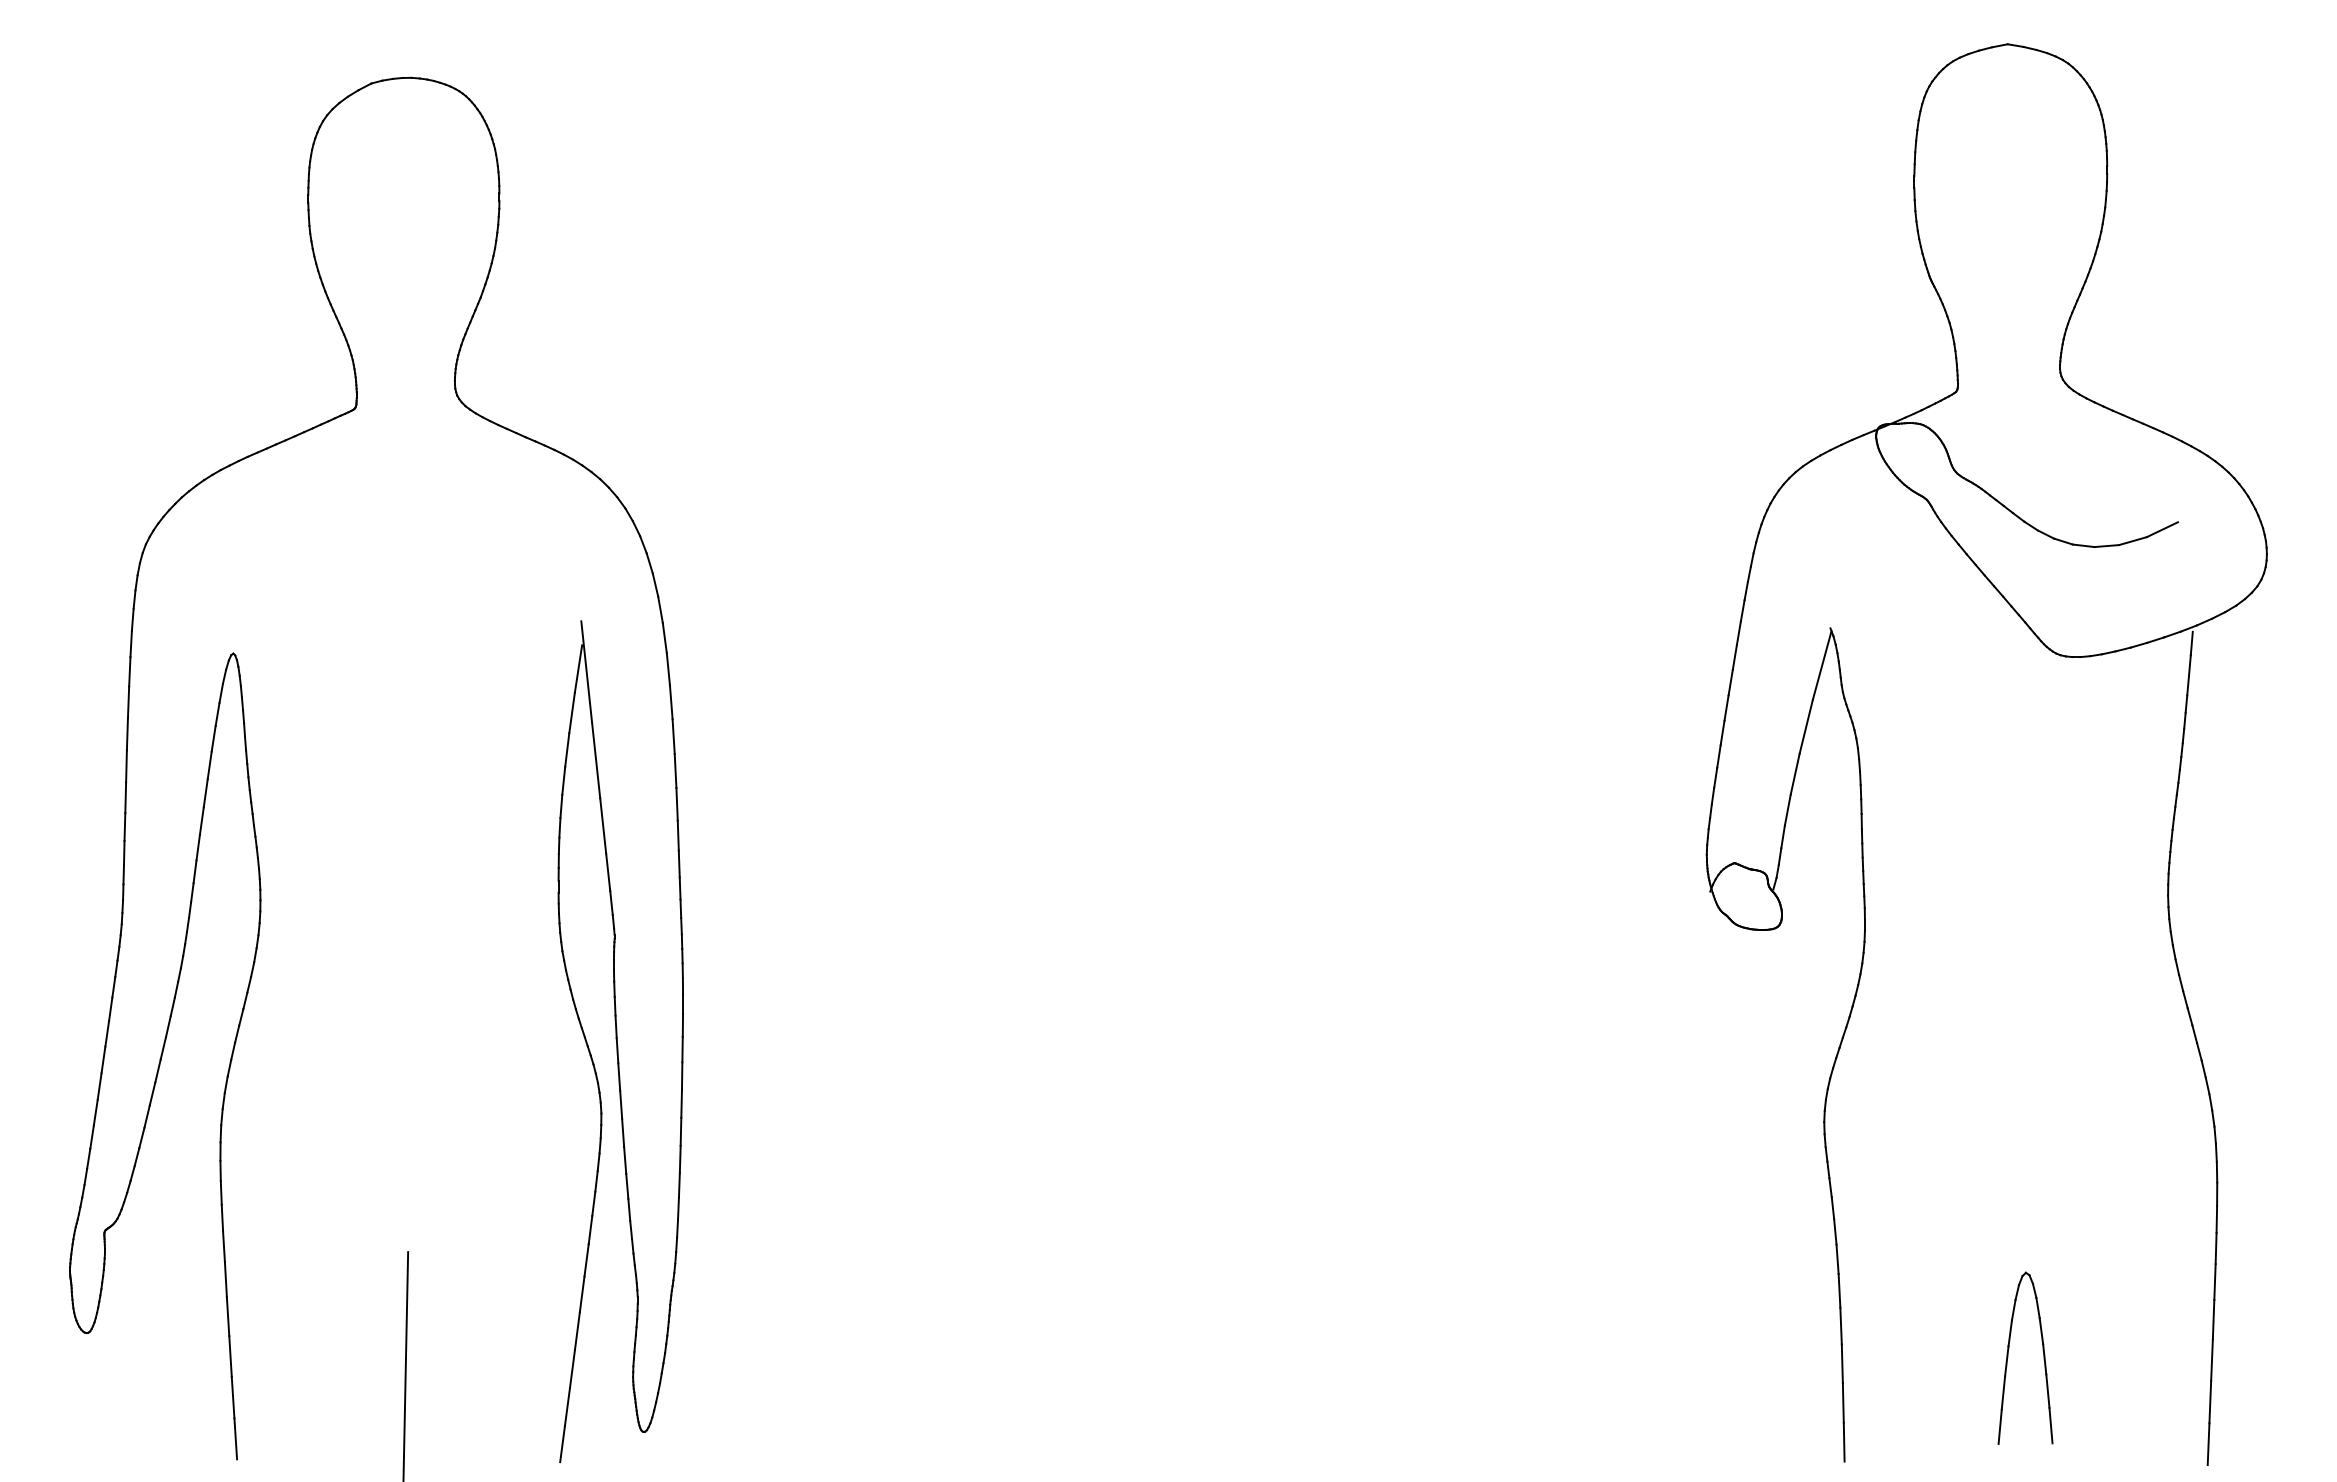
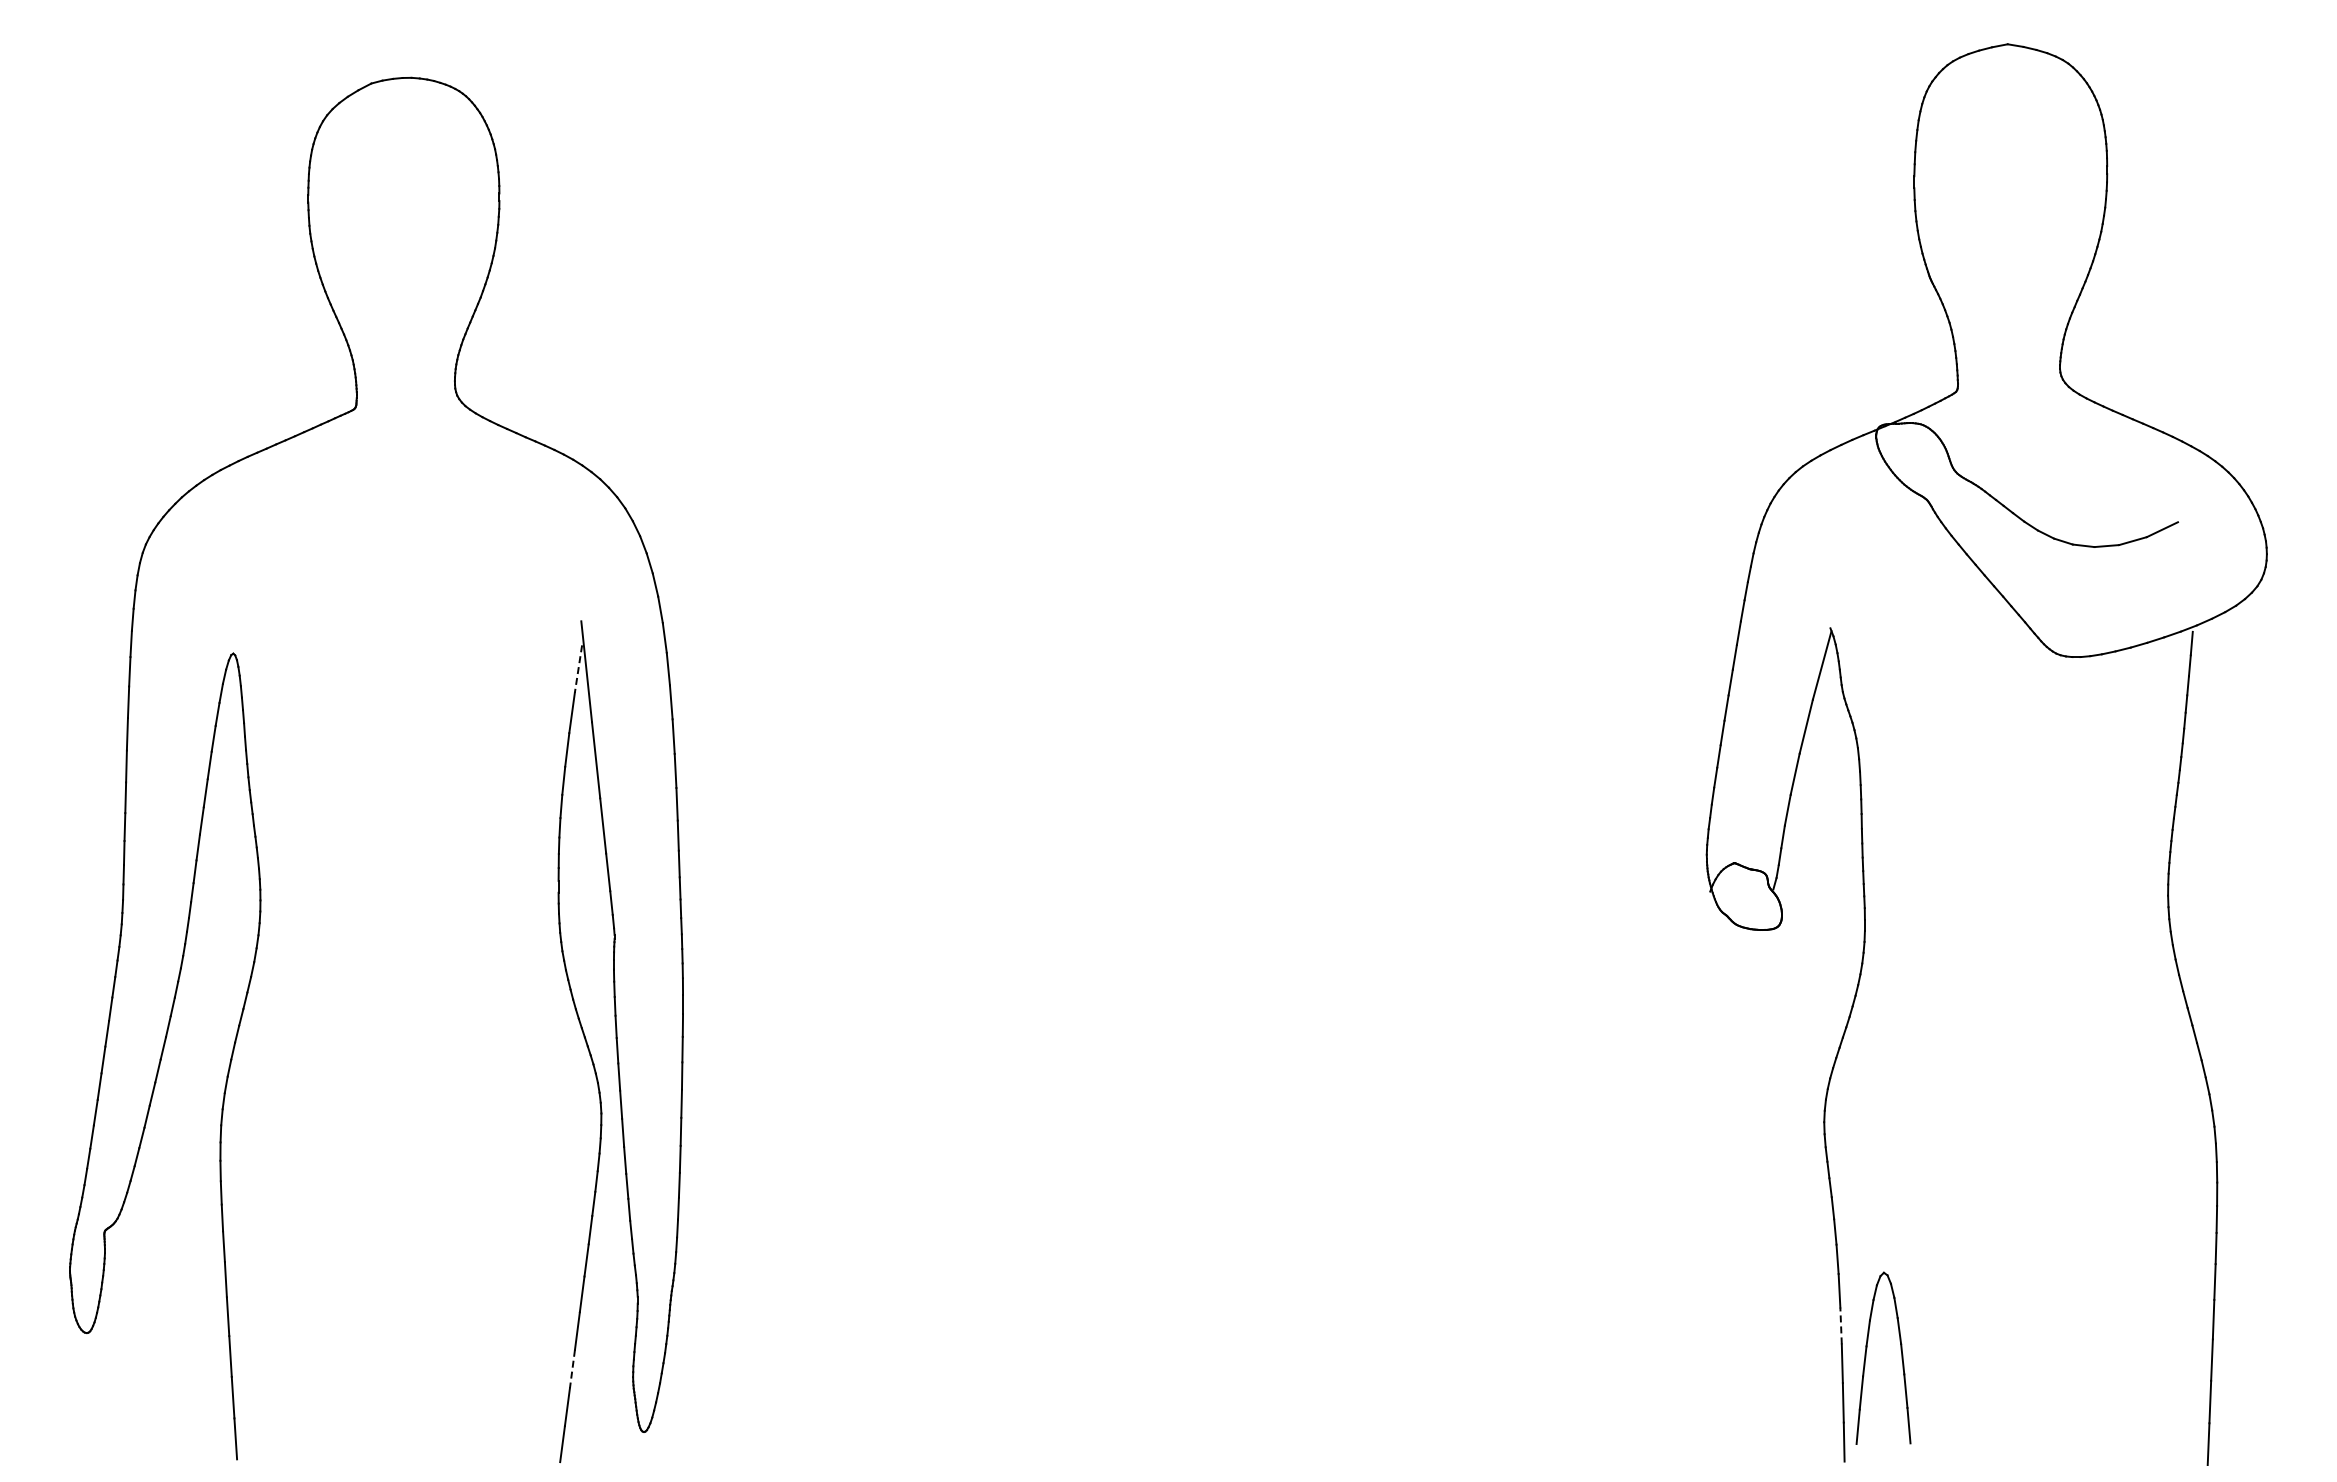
line: solid -> dashed (578, 669)
line: solid -> dashed (1841, 1325)
part position: (2008, 1357) -> (1866, 1357) (1866, 1357)
line: present -> none (405, 1365)
line: solid -> dashed (572, 1369)
